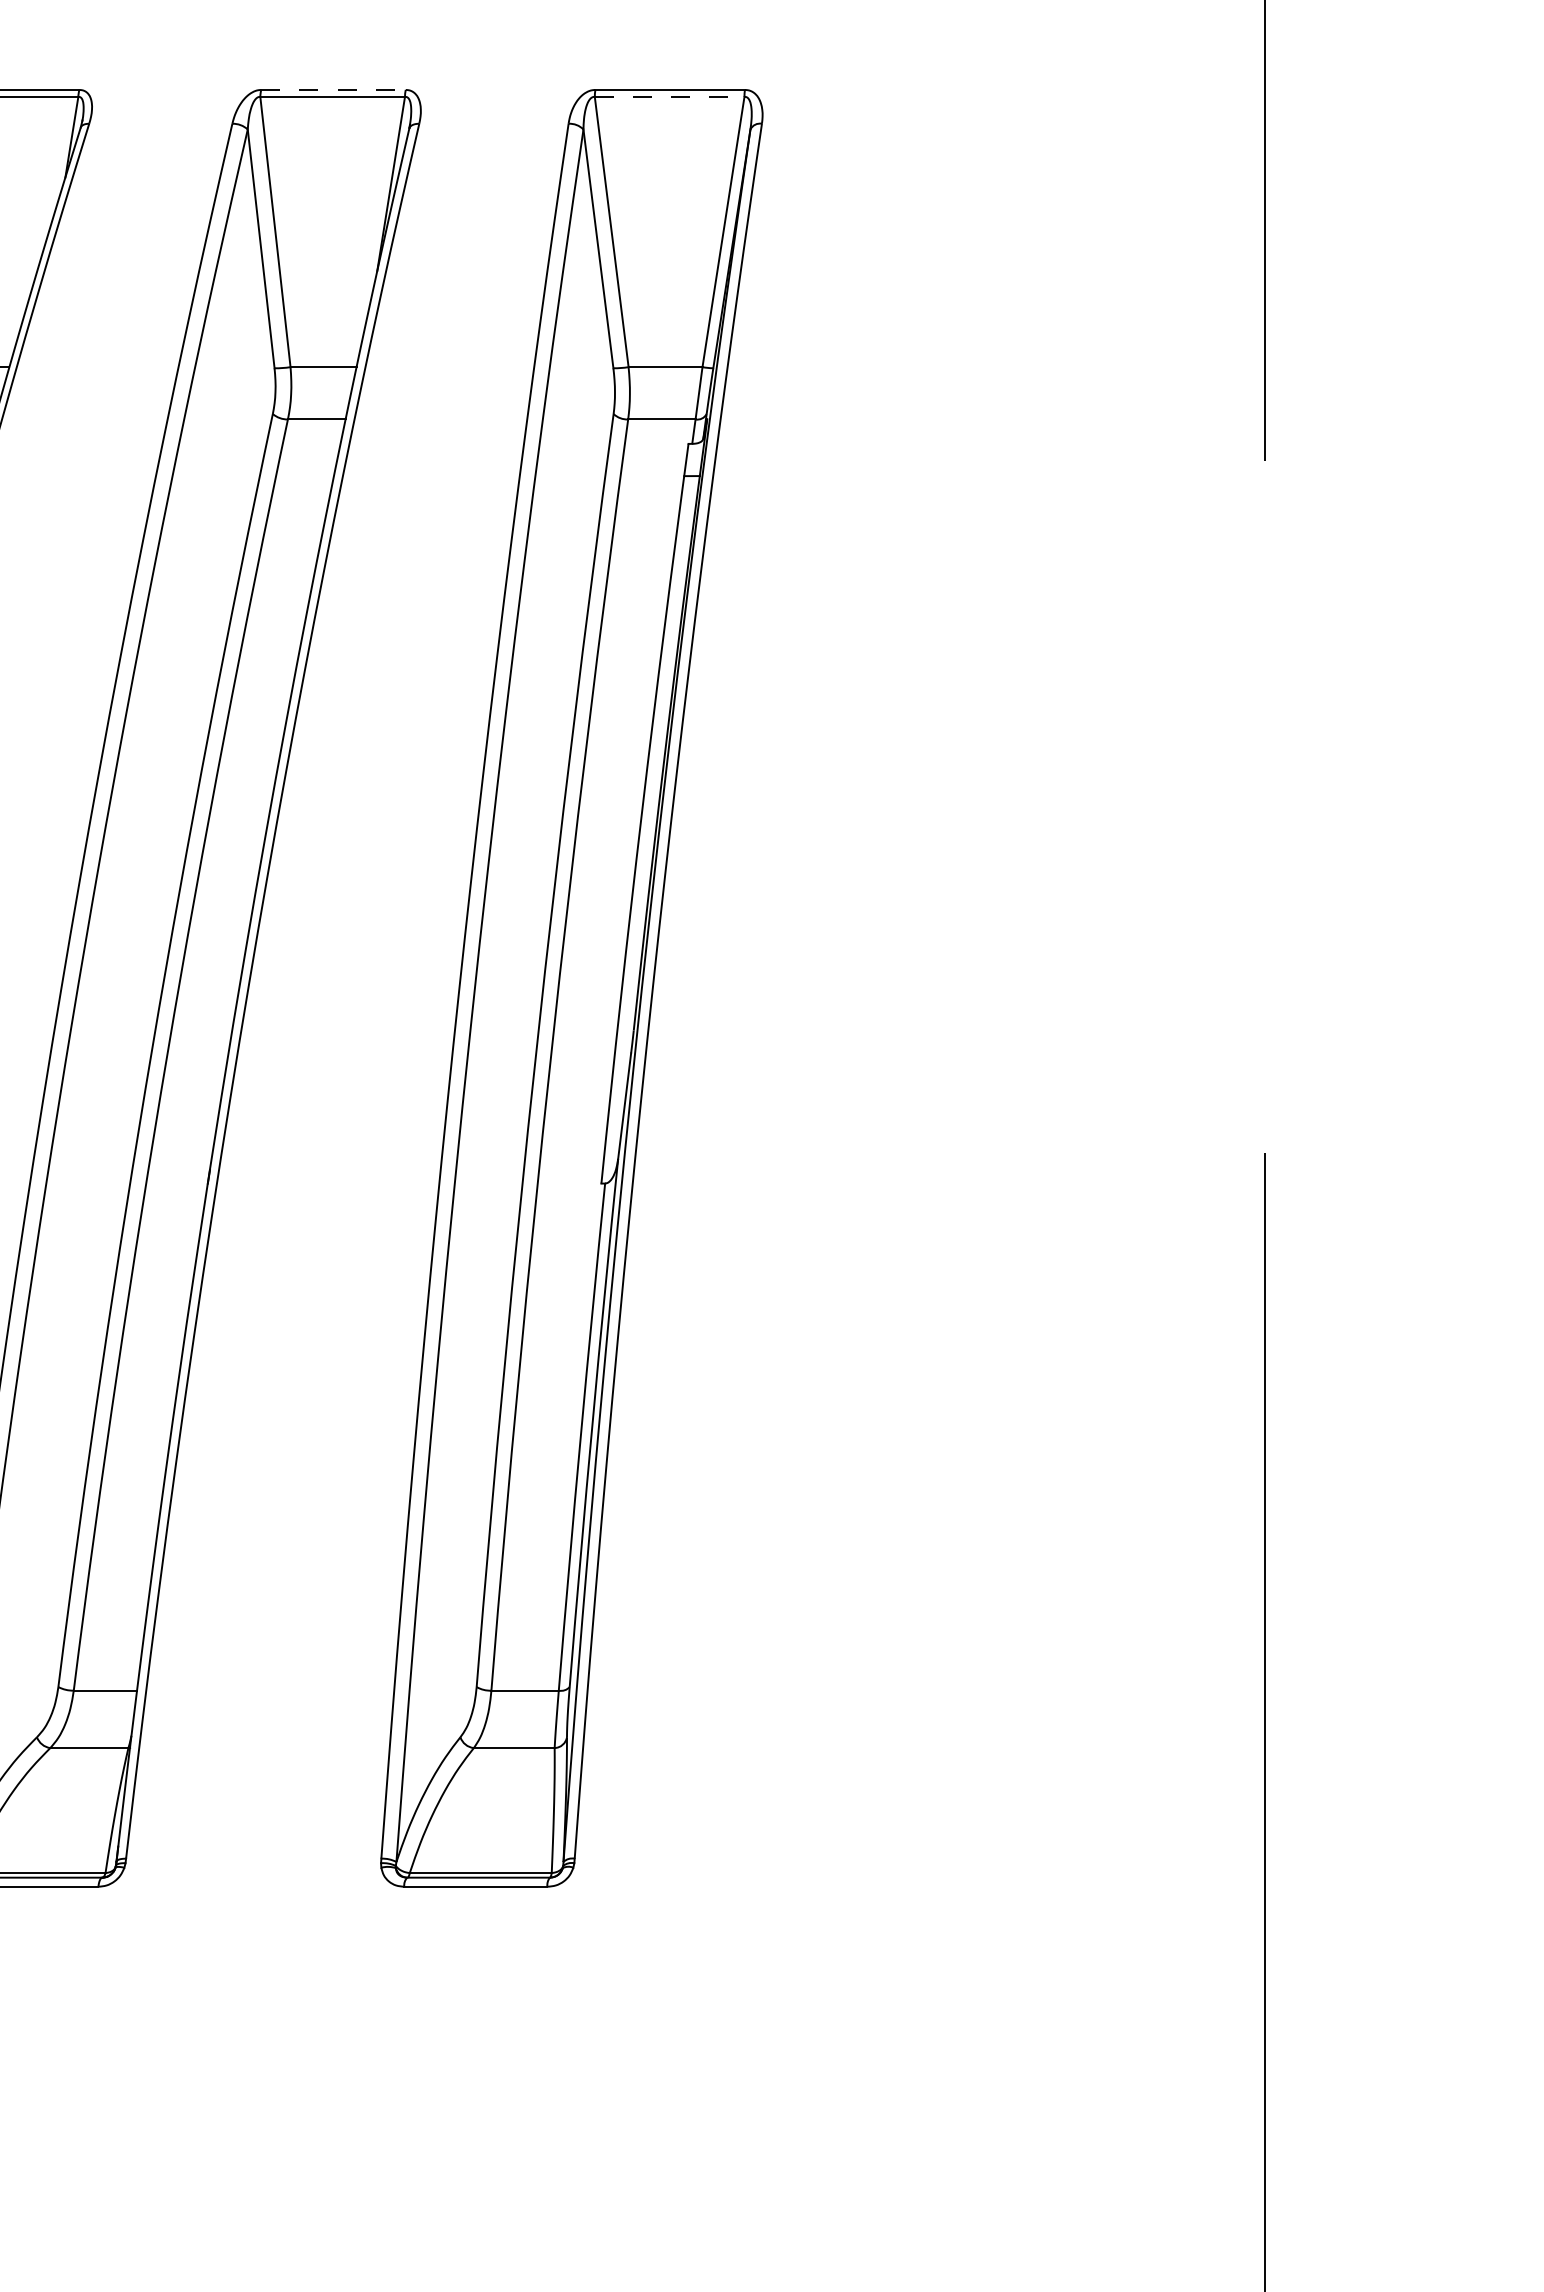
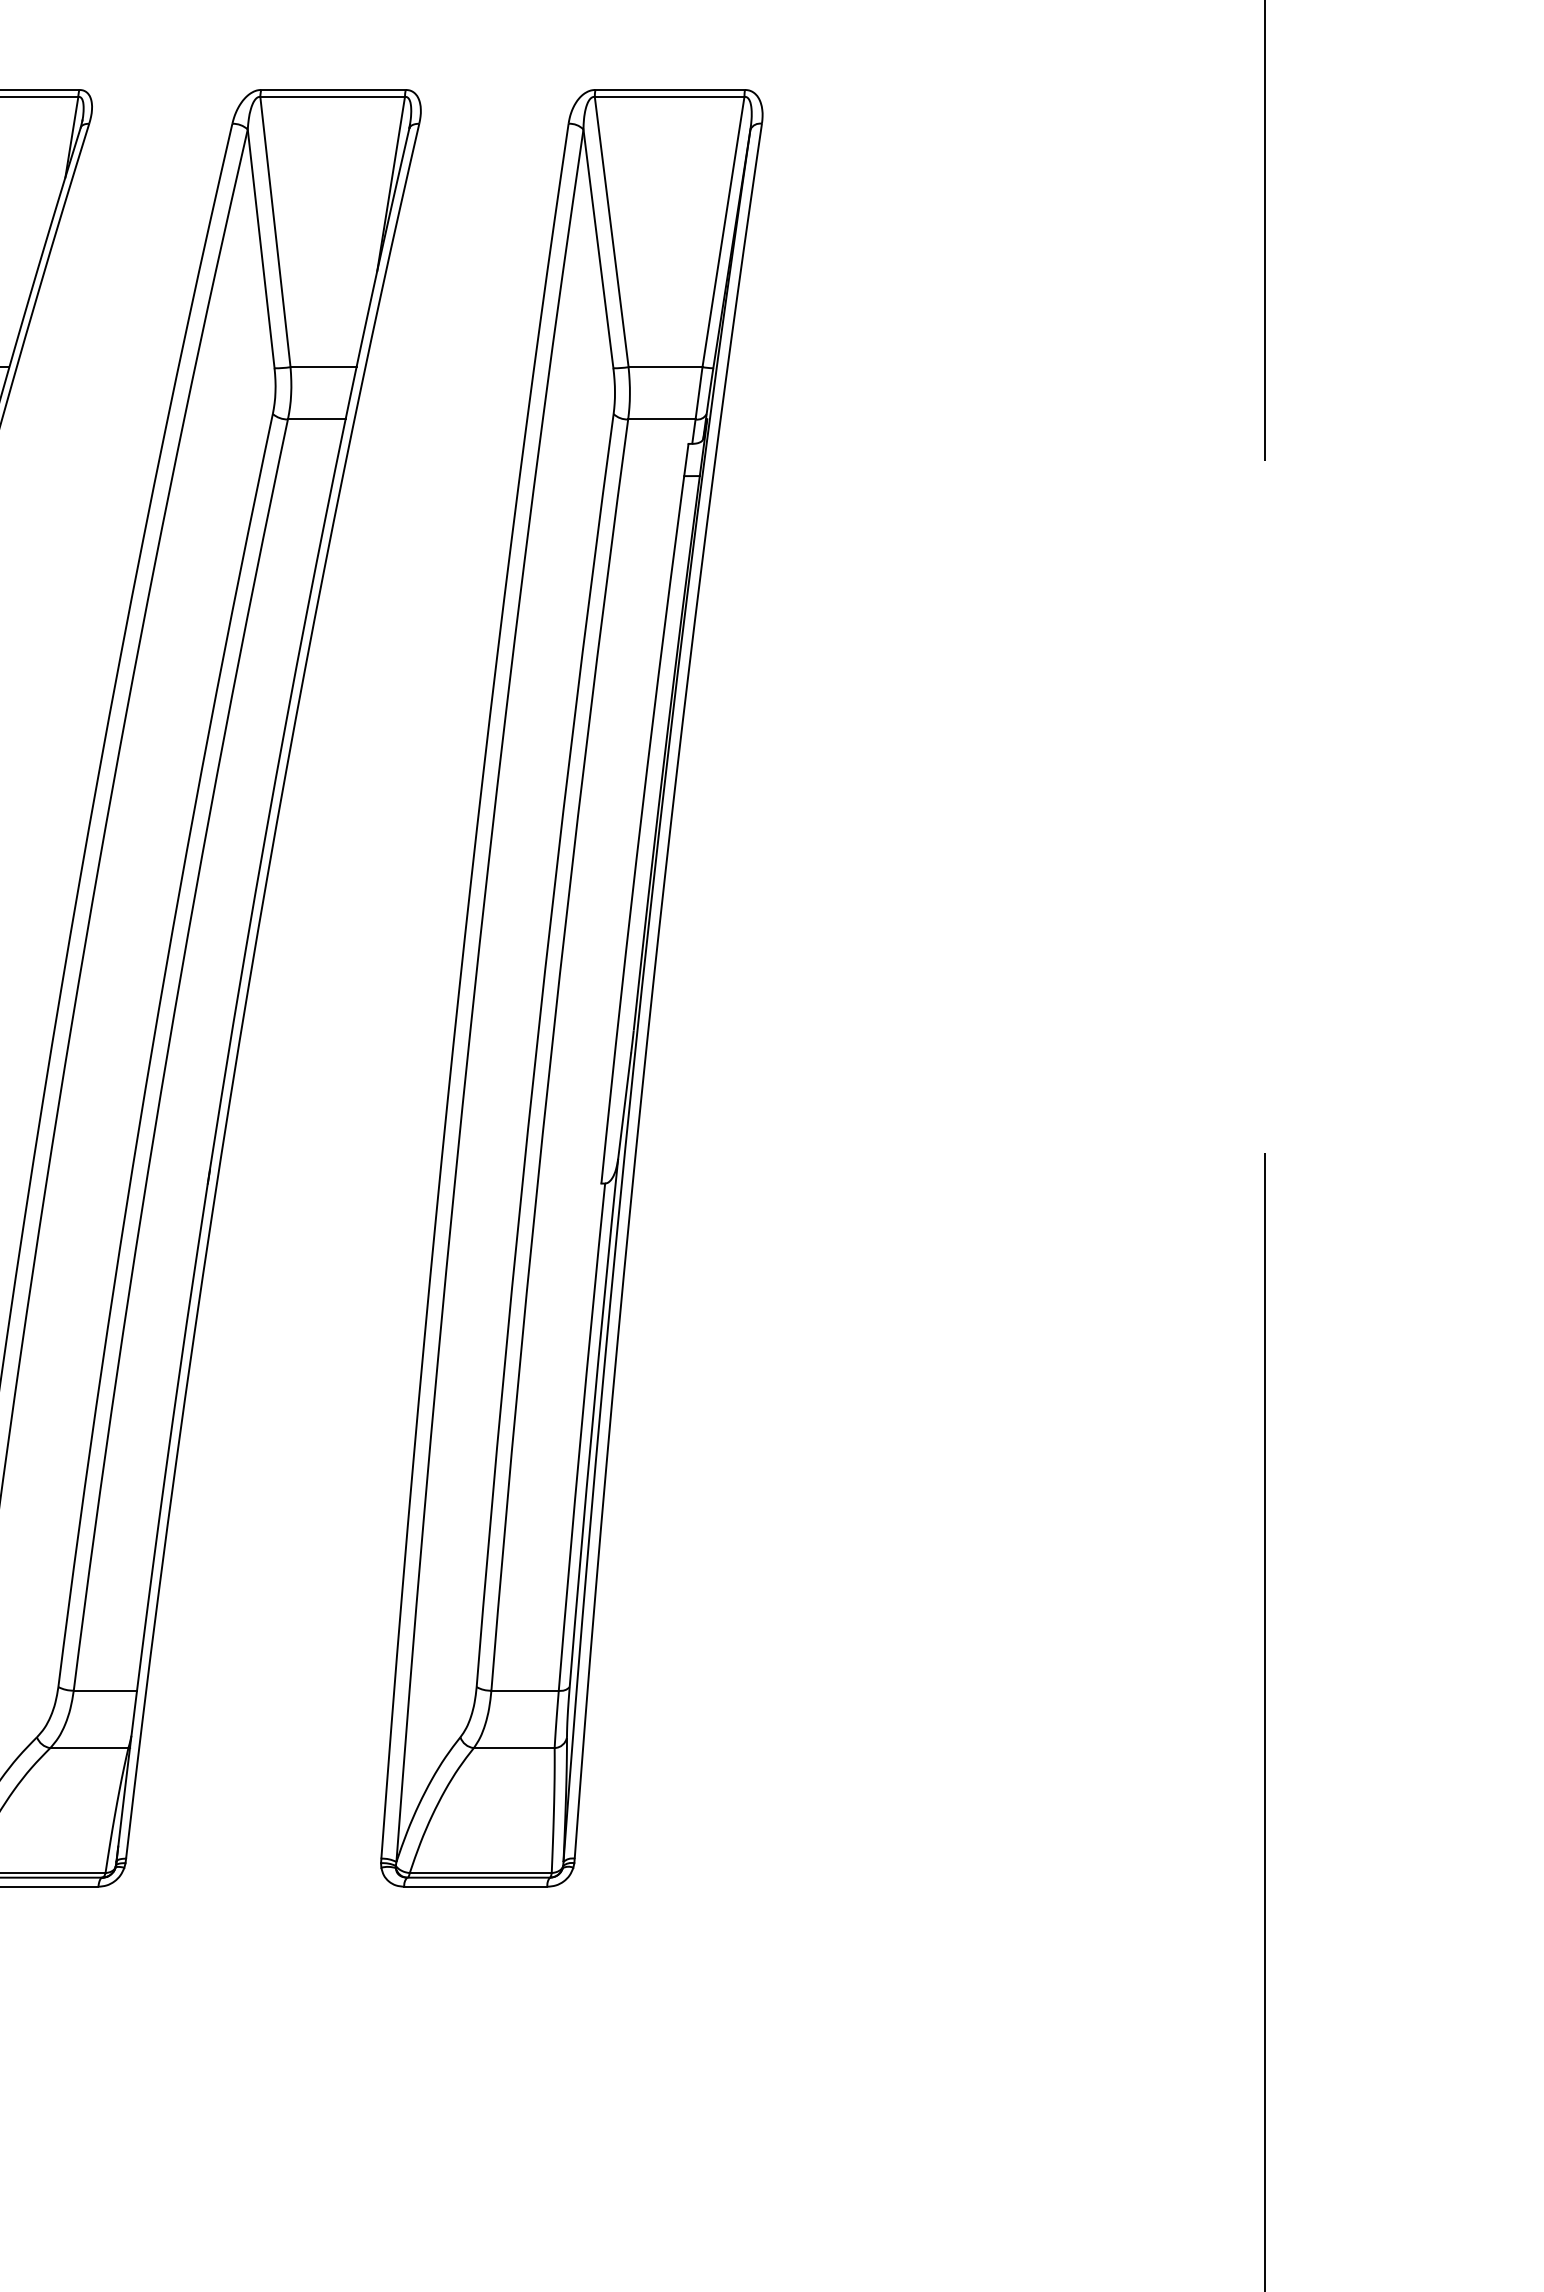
line: dashed -> solid (333, 89)
line: dashed -> solid (669, 96)
